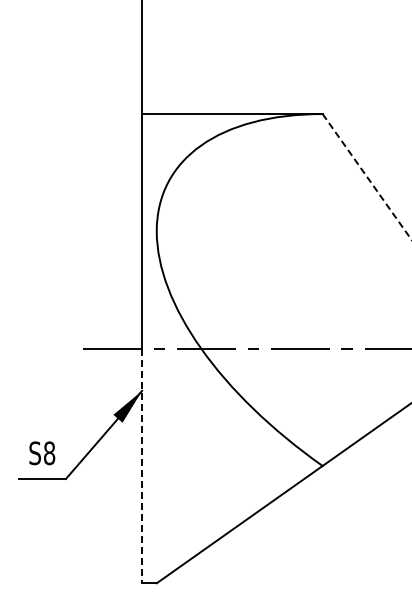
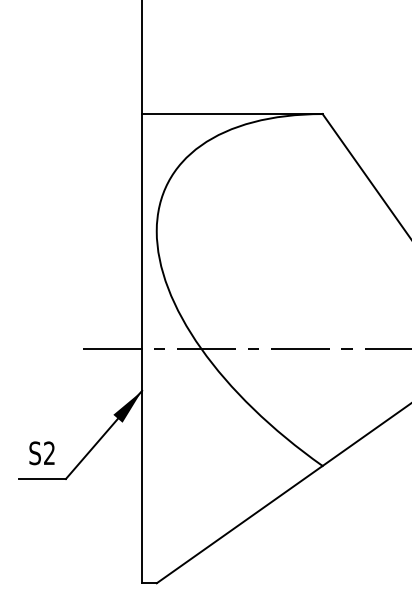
line: dashed -> solid (367, 177)
text: S8 -> S2 (49, 453)
line: dashed -> solid (142, 466)
